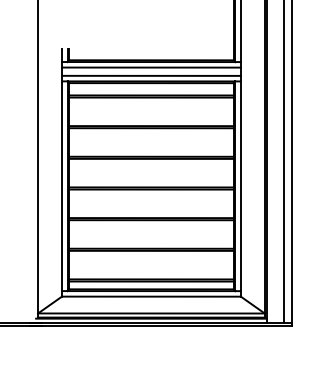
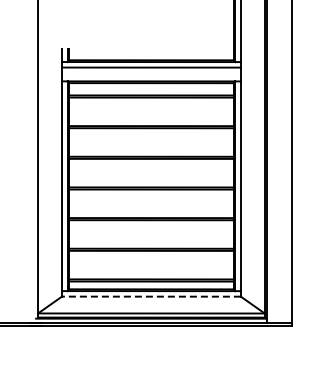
line: present -> none (150, 75)
line: present -> none (283, 162)
line: solid -> dashed (150, 296)
